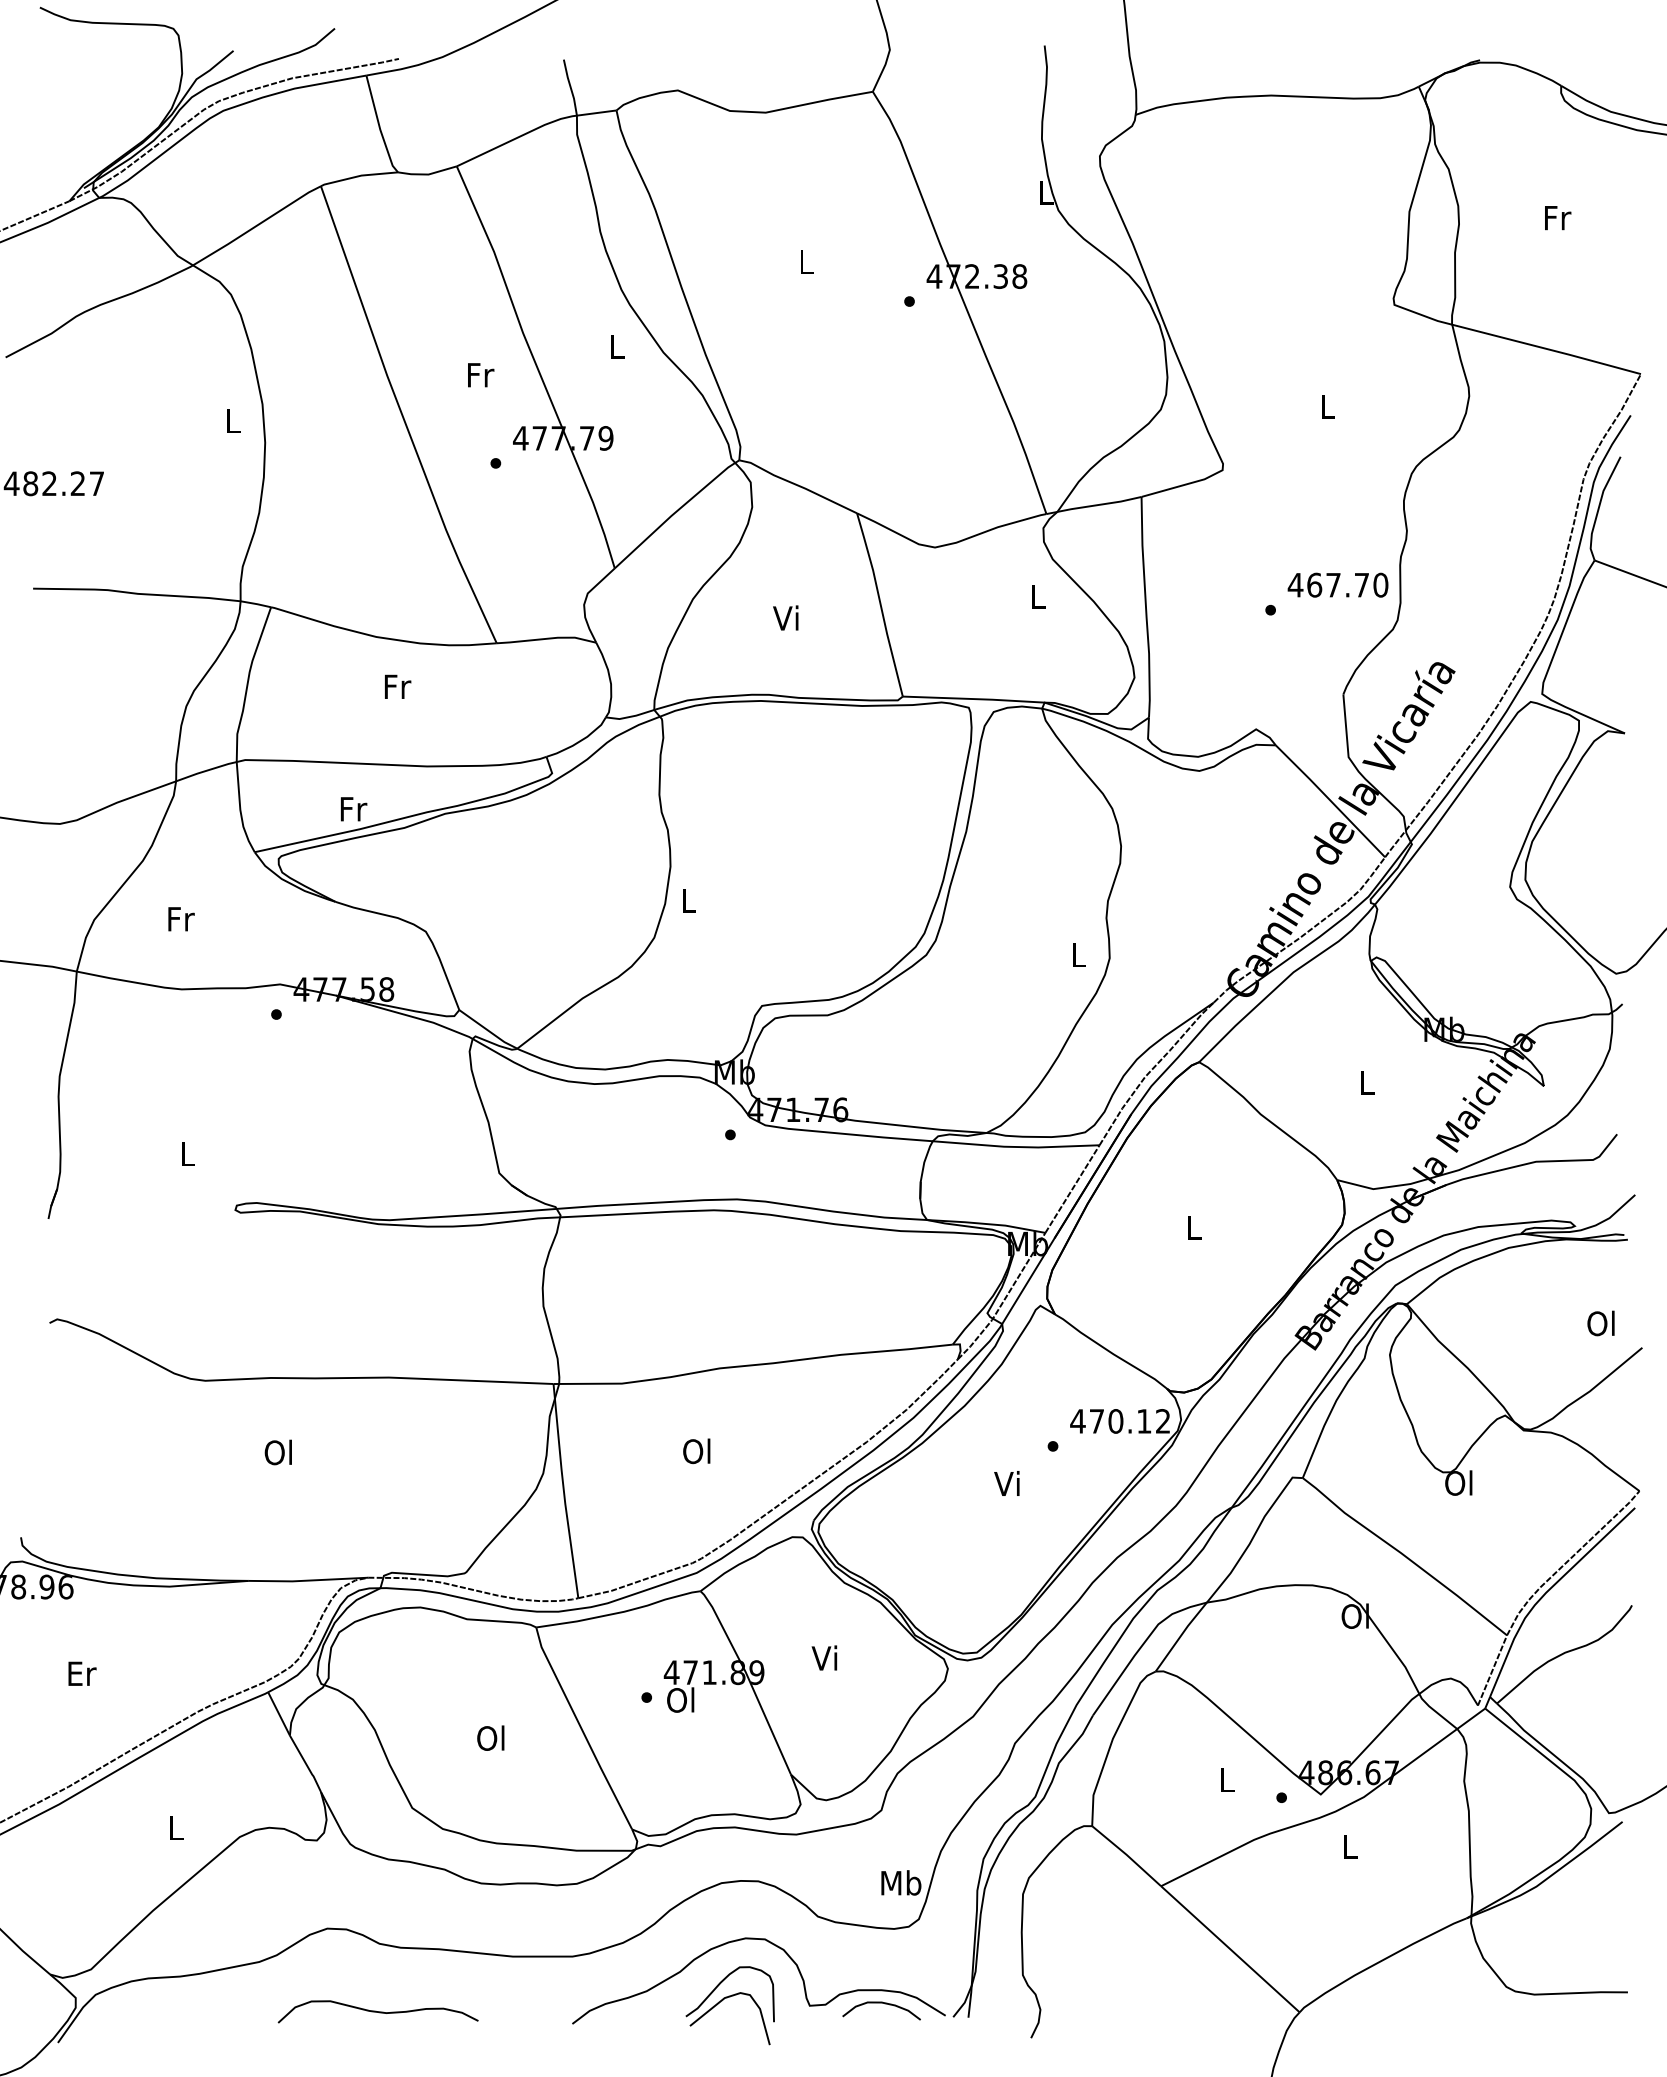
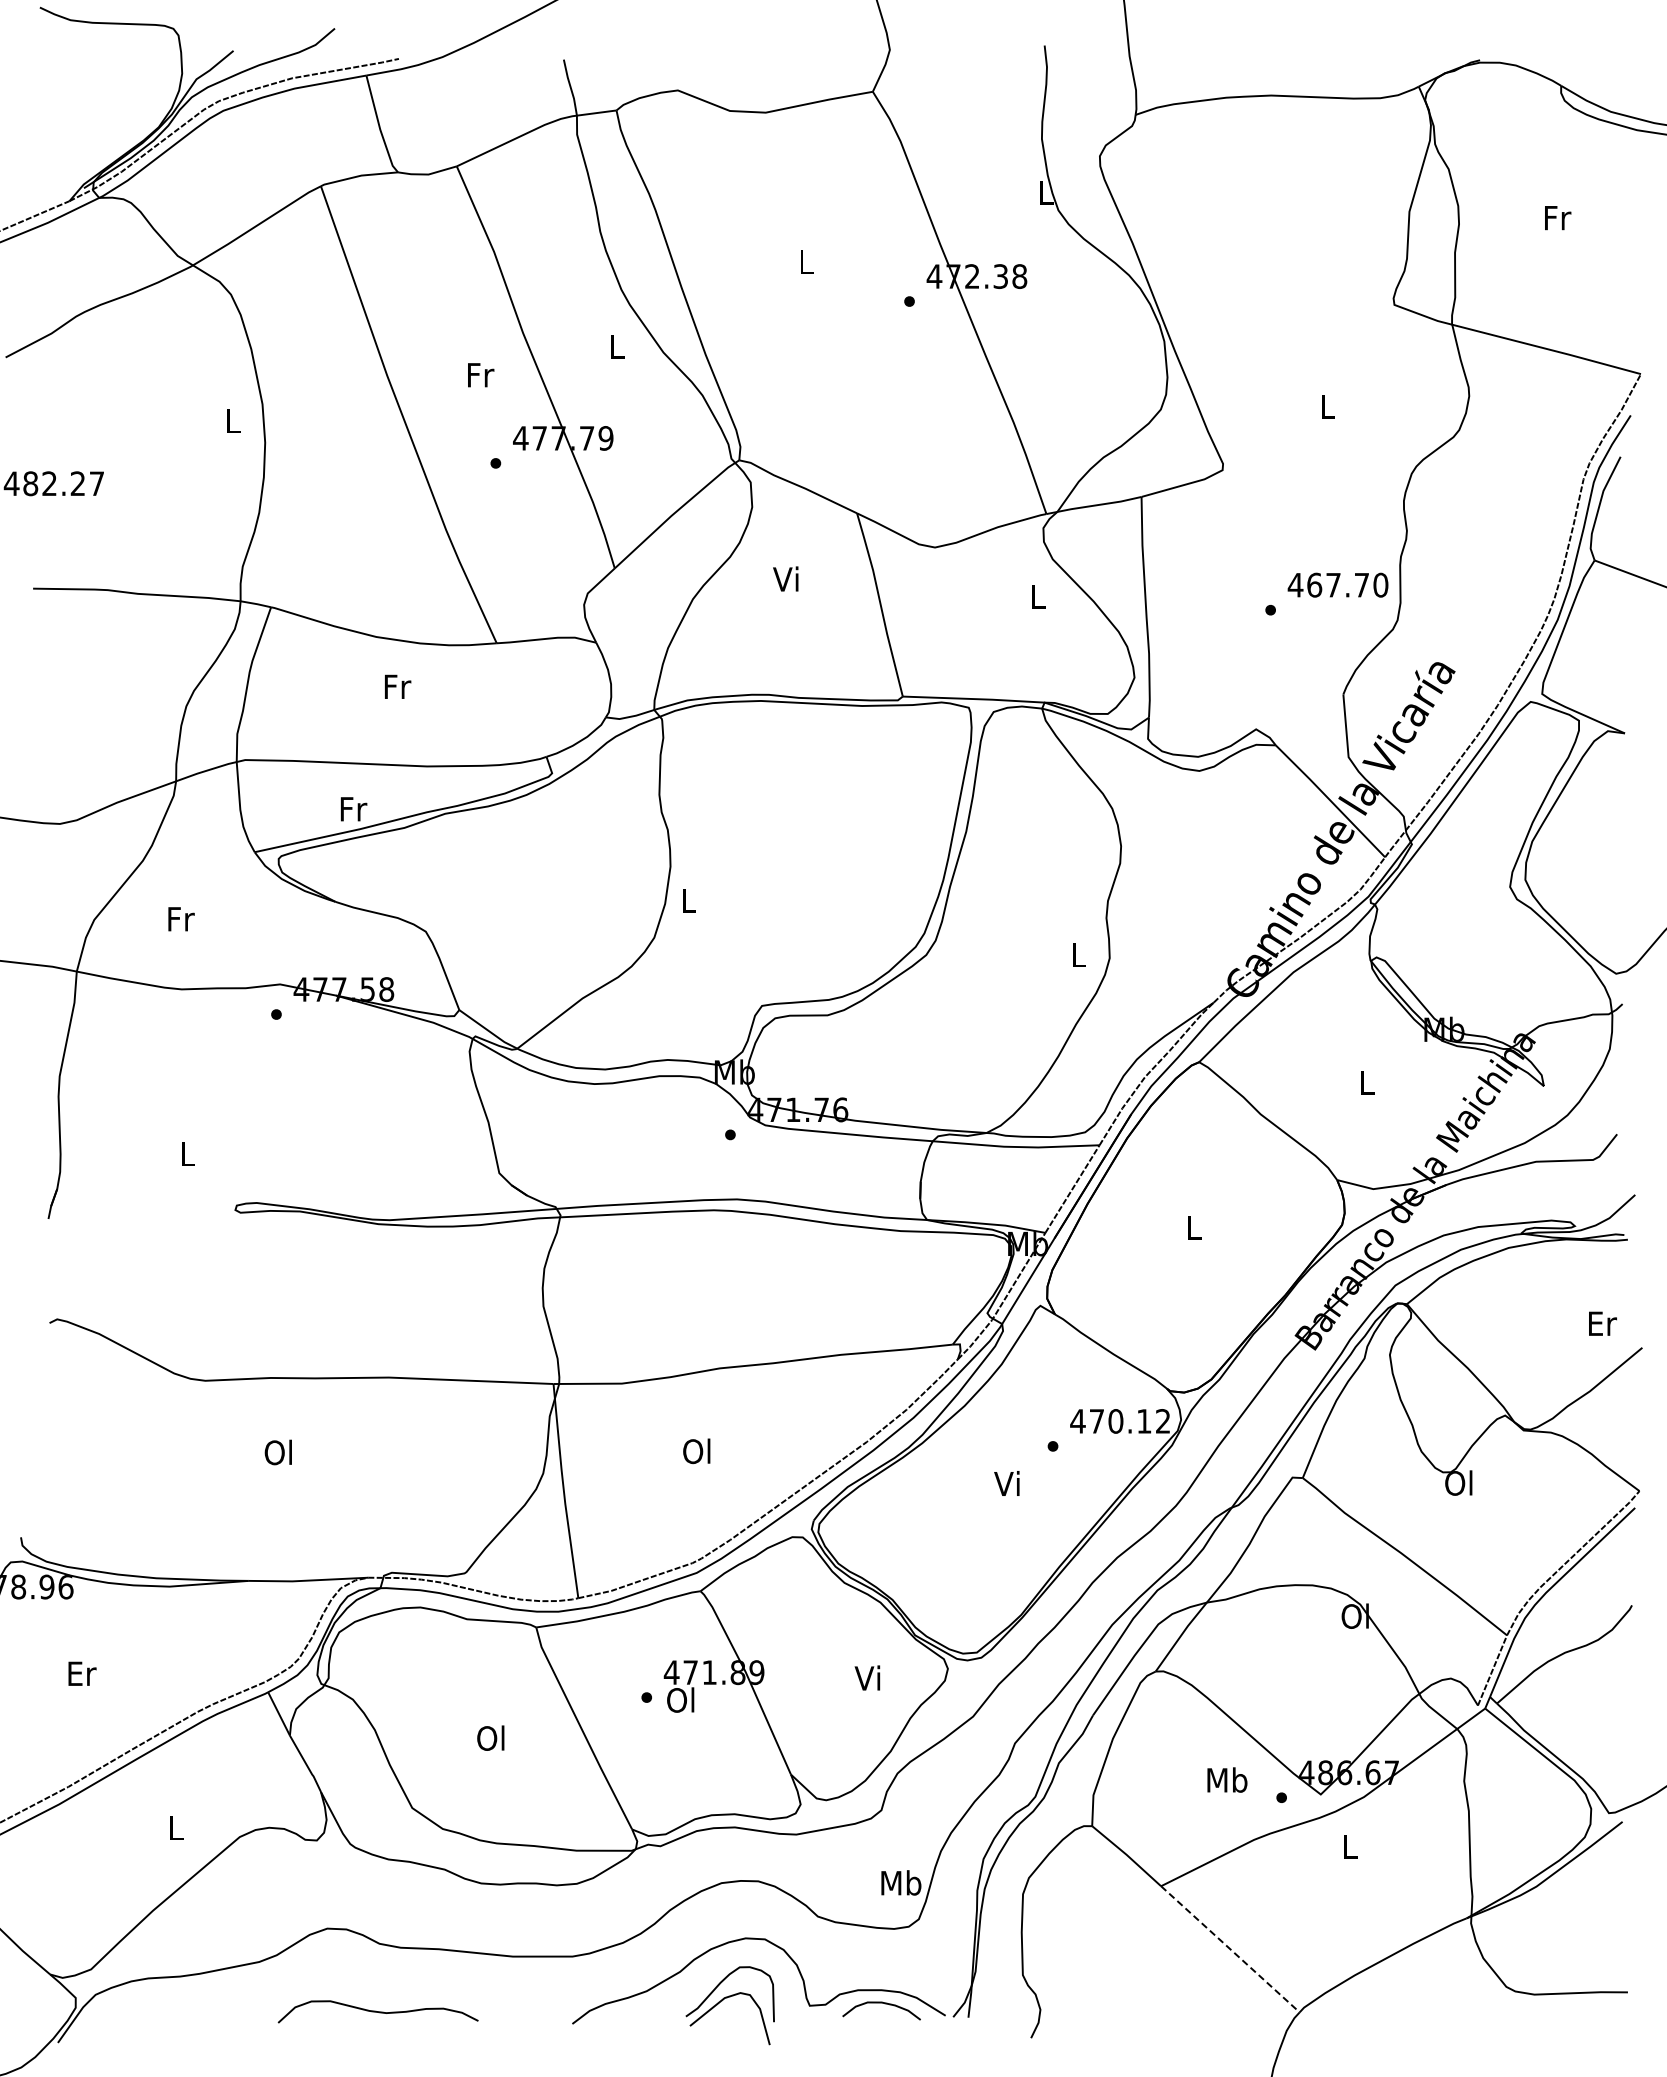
text position: (785, 617) -> (785, 578) (785, 578)
text: Ol -> Er (1602, 1323)
text position: (824, 1657) -> (867, 1677) (867, 1677)
text: L -> Mb (1227, 1779)
line: solid -> dashed (1230, 1949)
